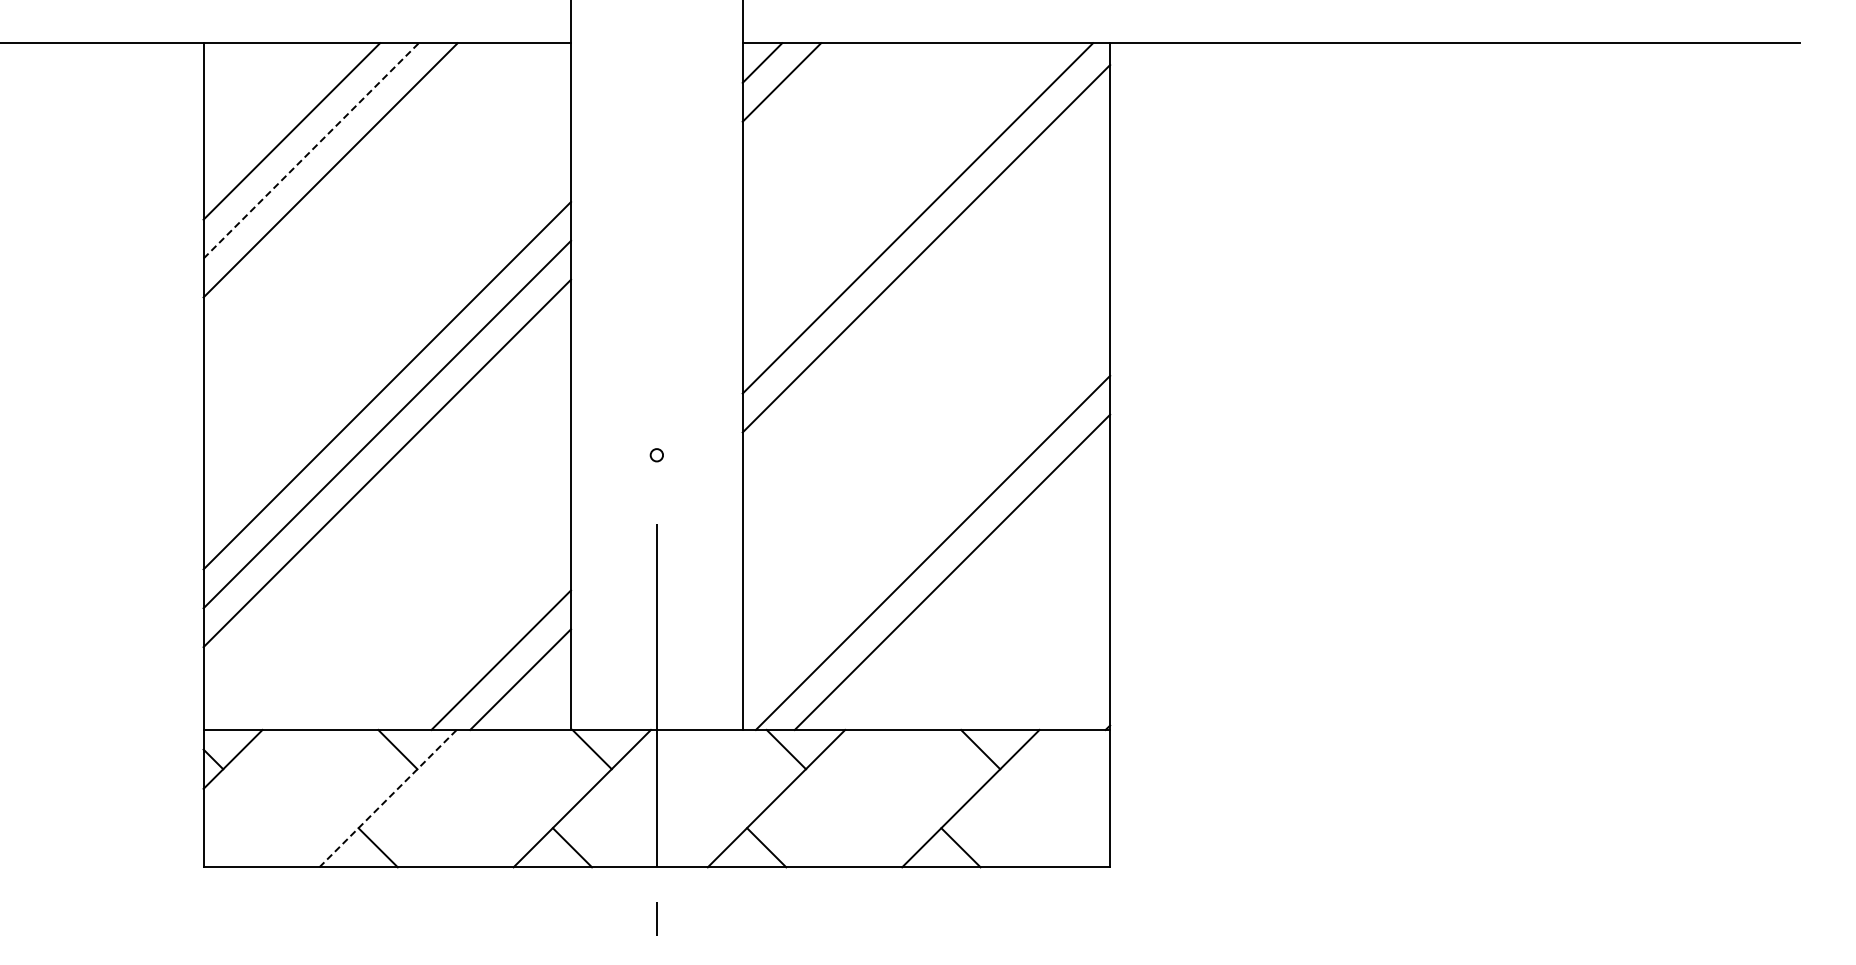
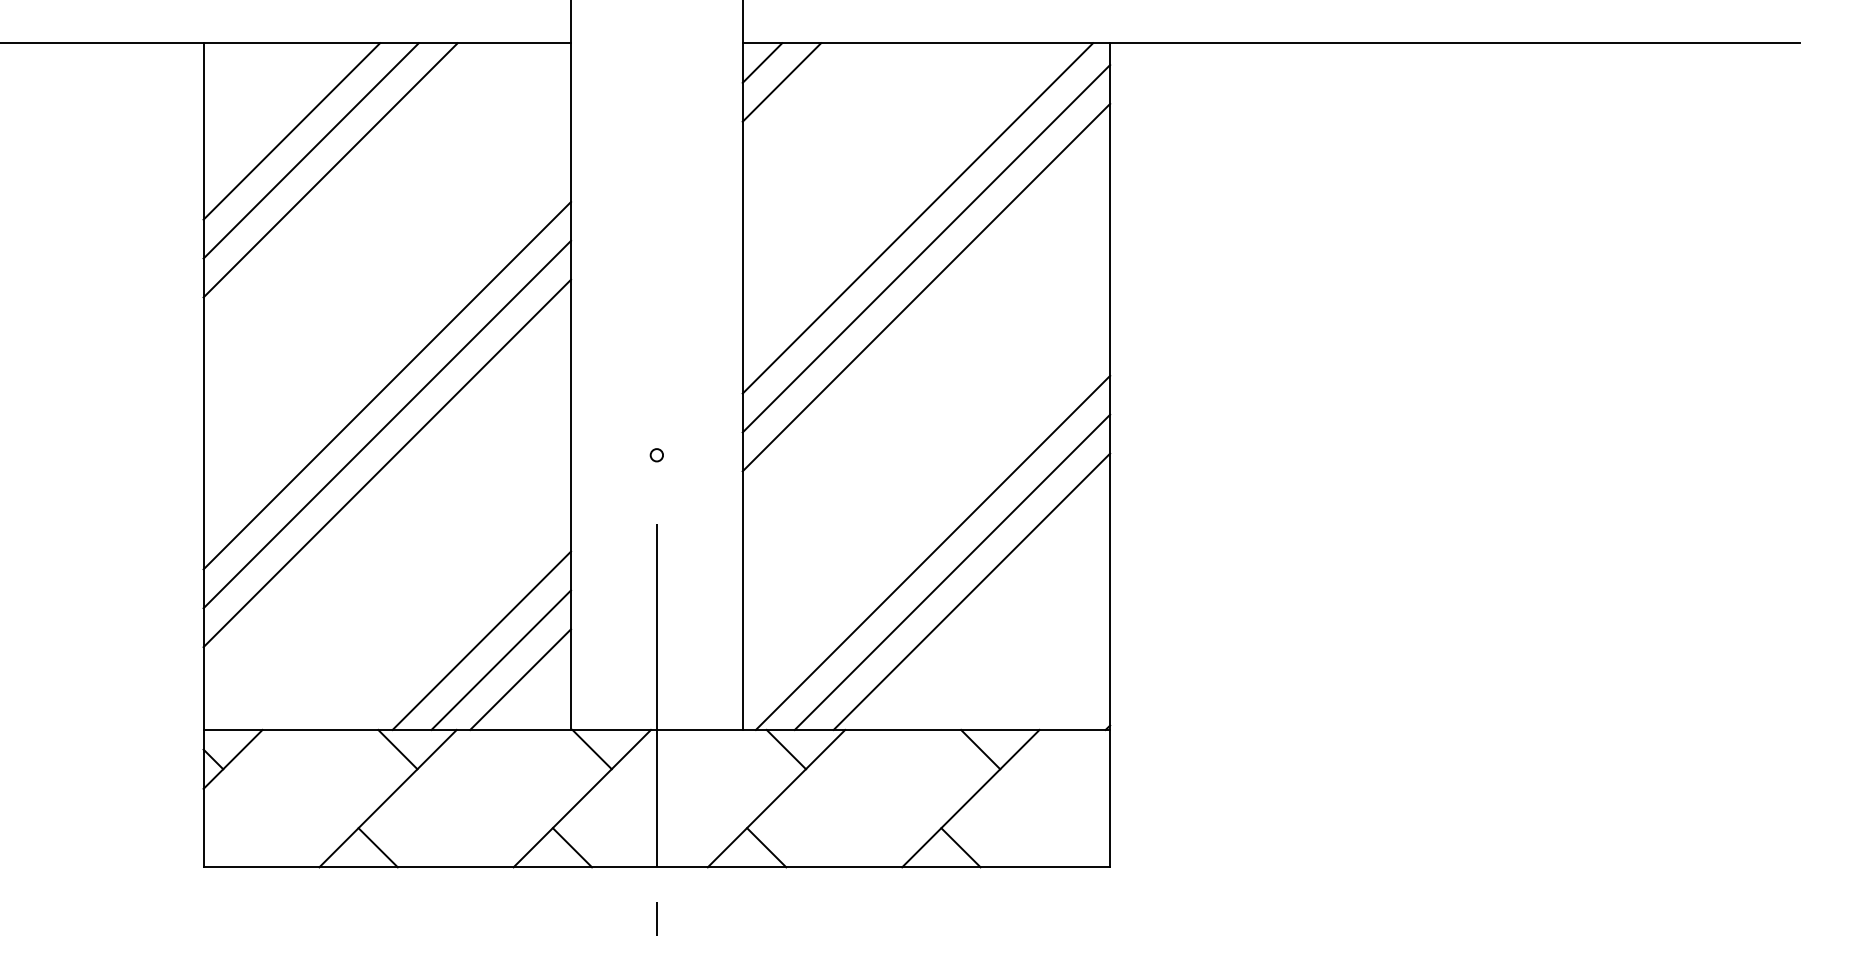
line: dashed -> solid (311, 150)
line: none -> present (926, 287)
line: none -> present (971, 591)
line: none -> present (481, 640)
line: dashed -> solid (388, 798)
